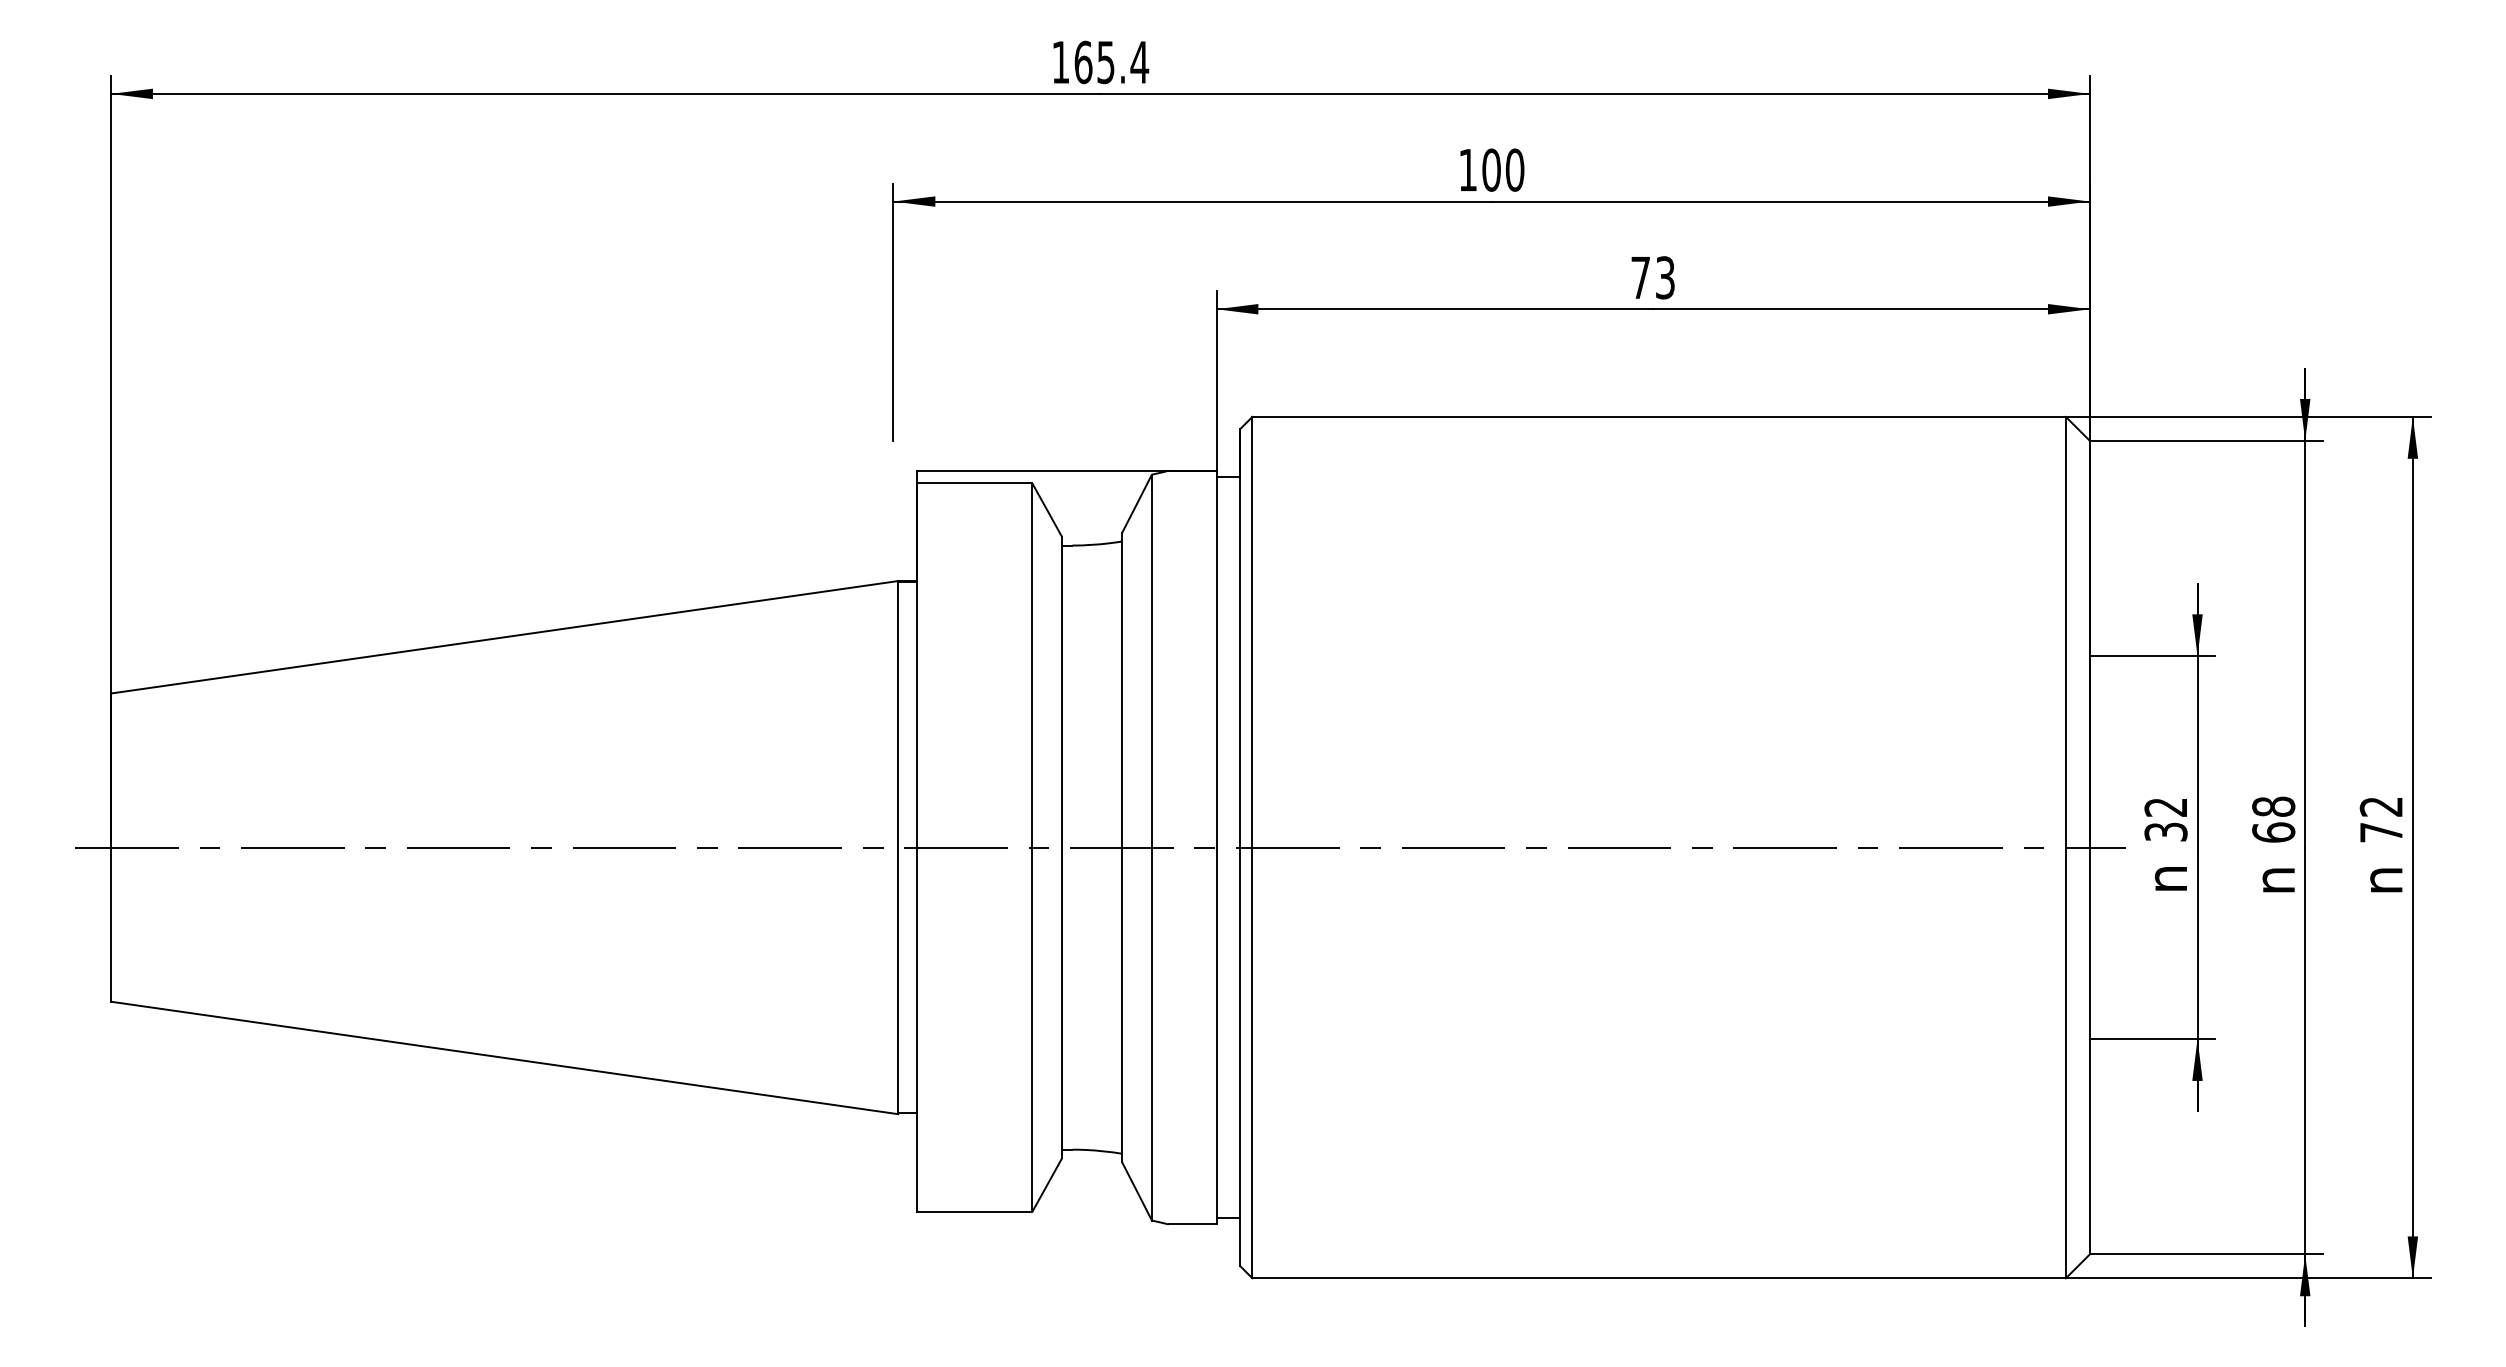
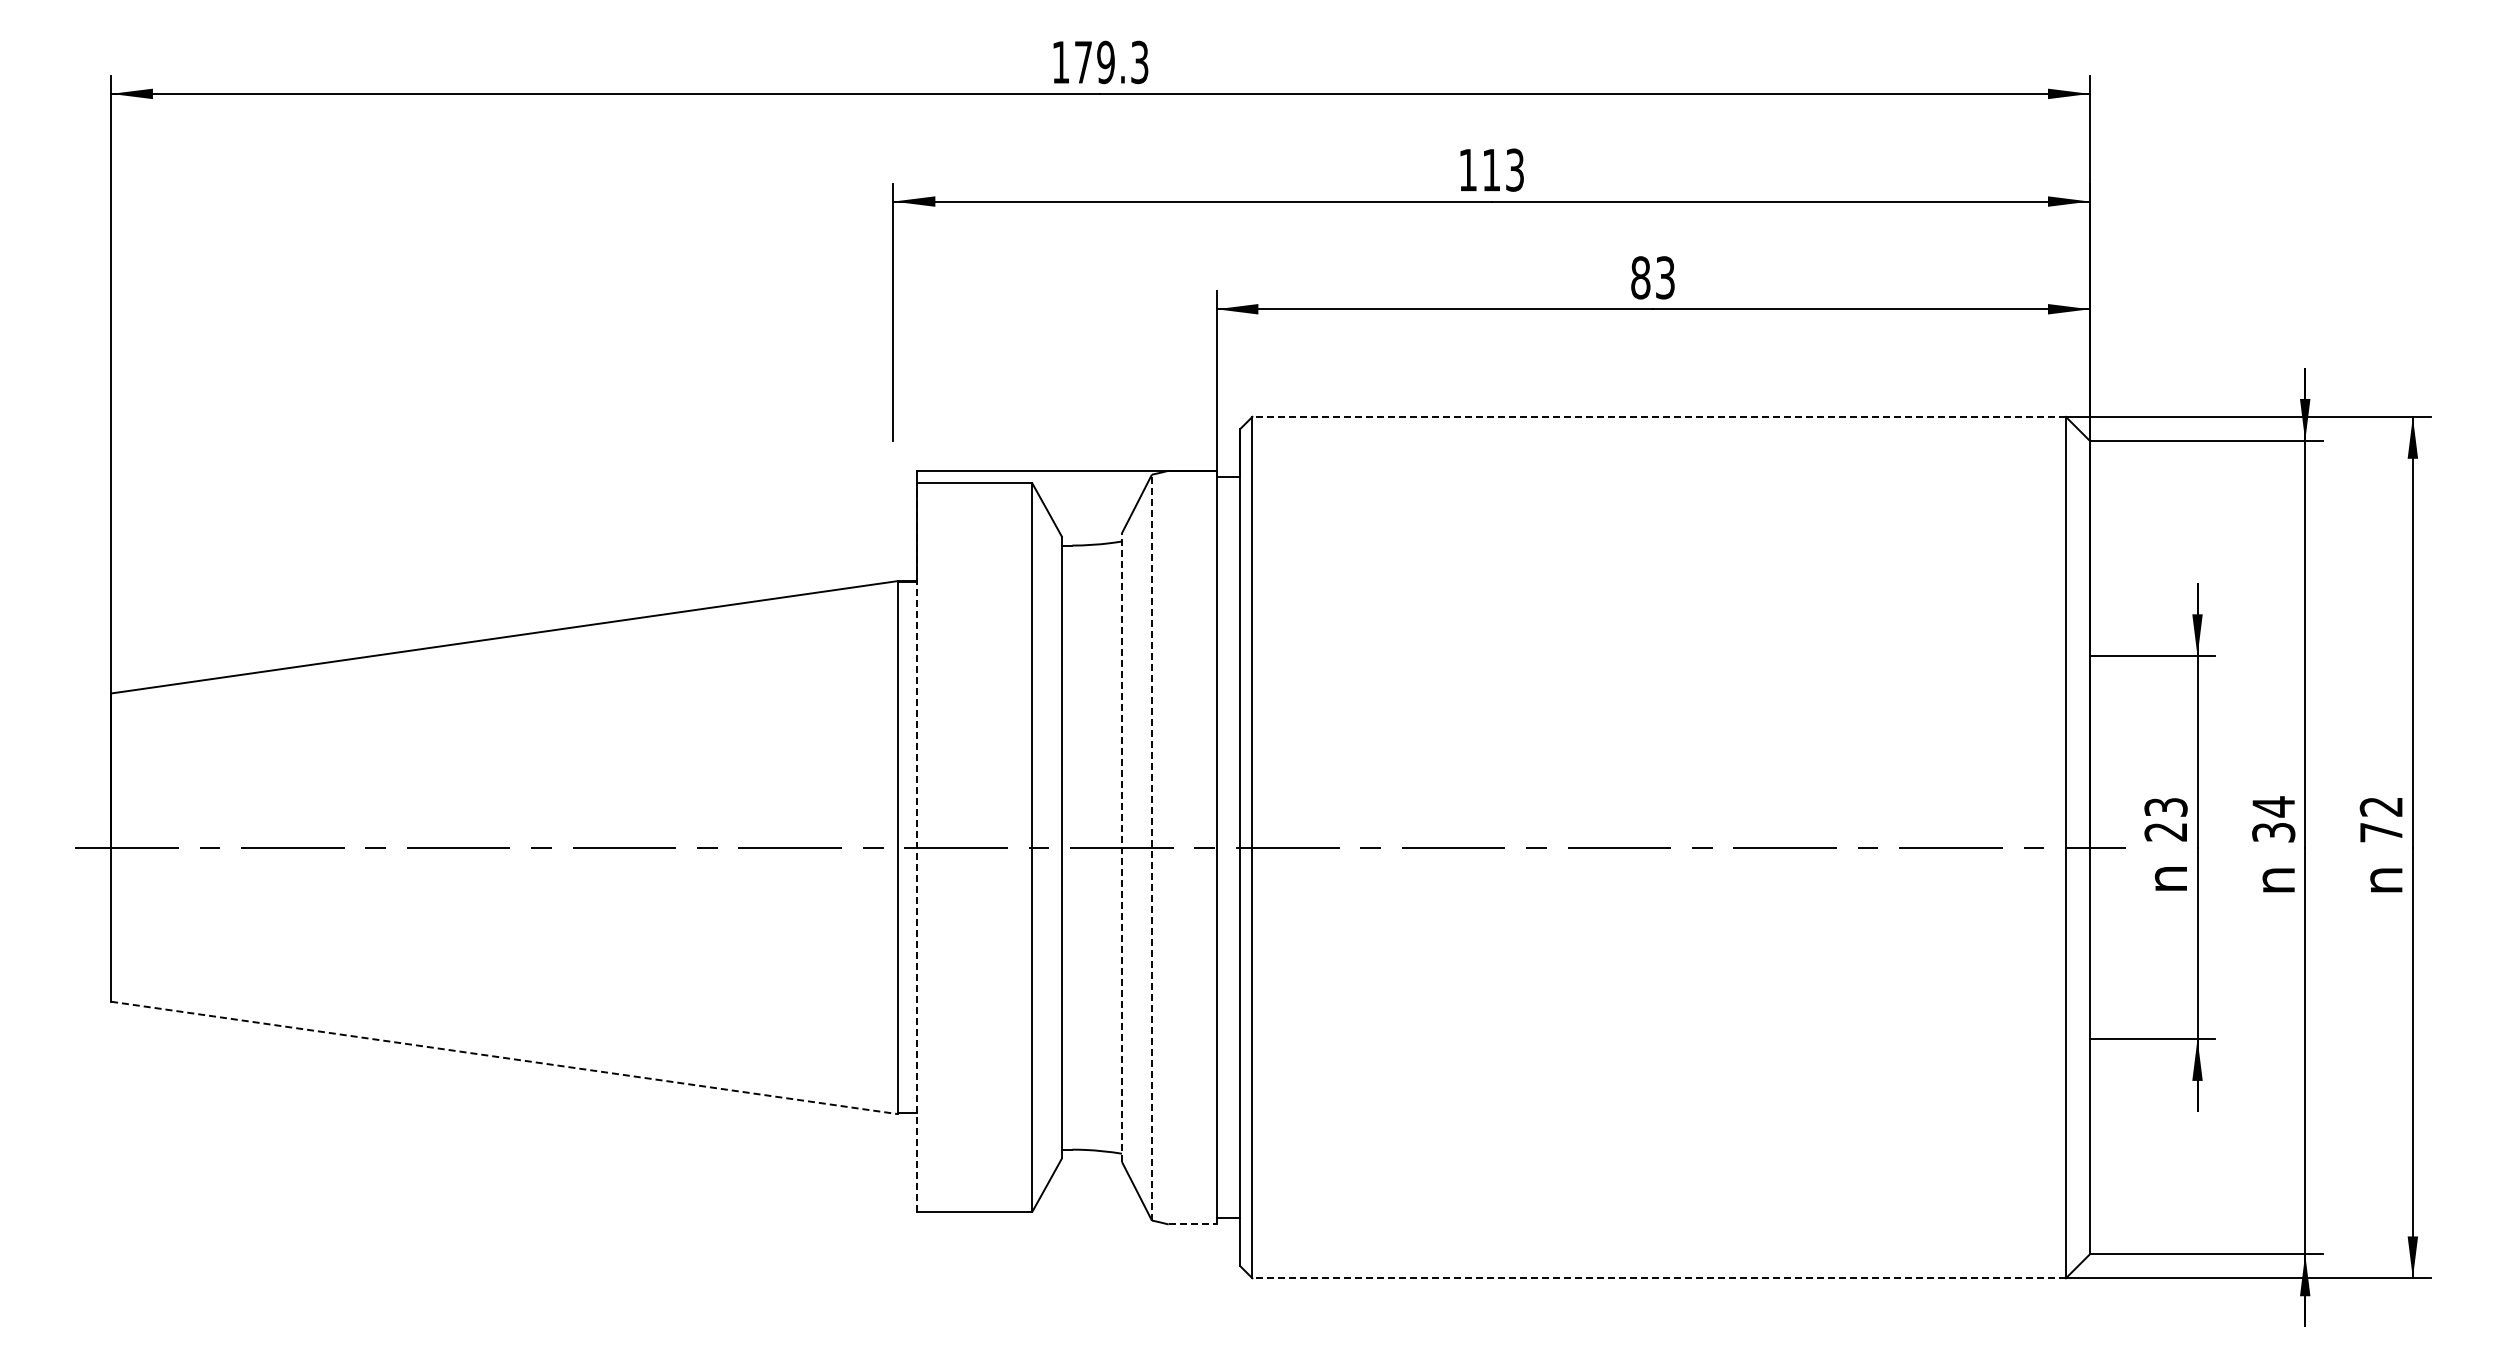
text: 165.4 -> 179.3 (1111, 62)
text: 100 -> 113 (1503, 169)
text: 73 -> 83 (1640, 277)
line: solid -> dashed (1659, 416)
text: 32 -> 23 (2165, 819)
text: 68 -> 34 (2273, 819)
line: solid -> dashed (917, 847)
line: solid -> dashed (1121, 847)
line: solid -> dashed (1151, 847)
line: solid -> dashed (504, 1057)
line: solid -> dashed (1192, 1224)
line: solid -> dashed (1659, 1278)
